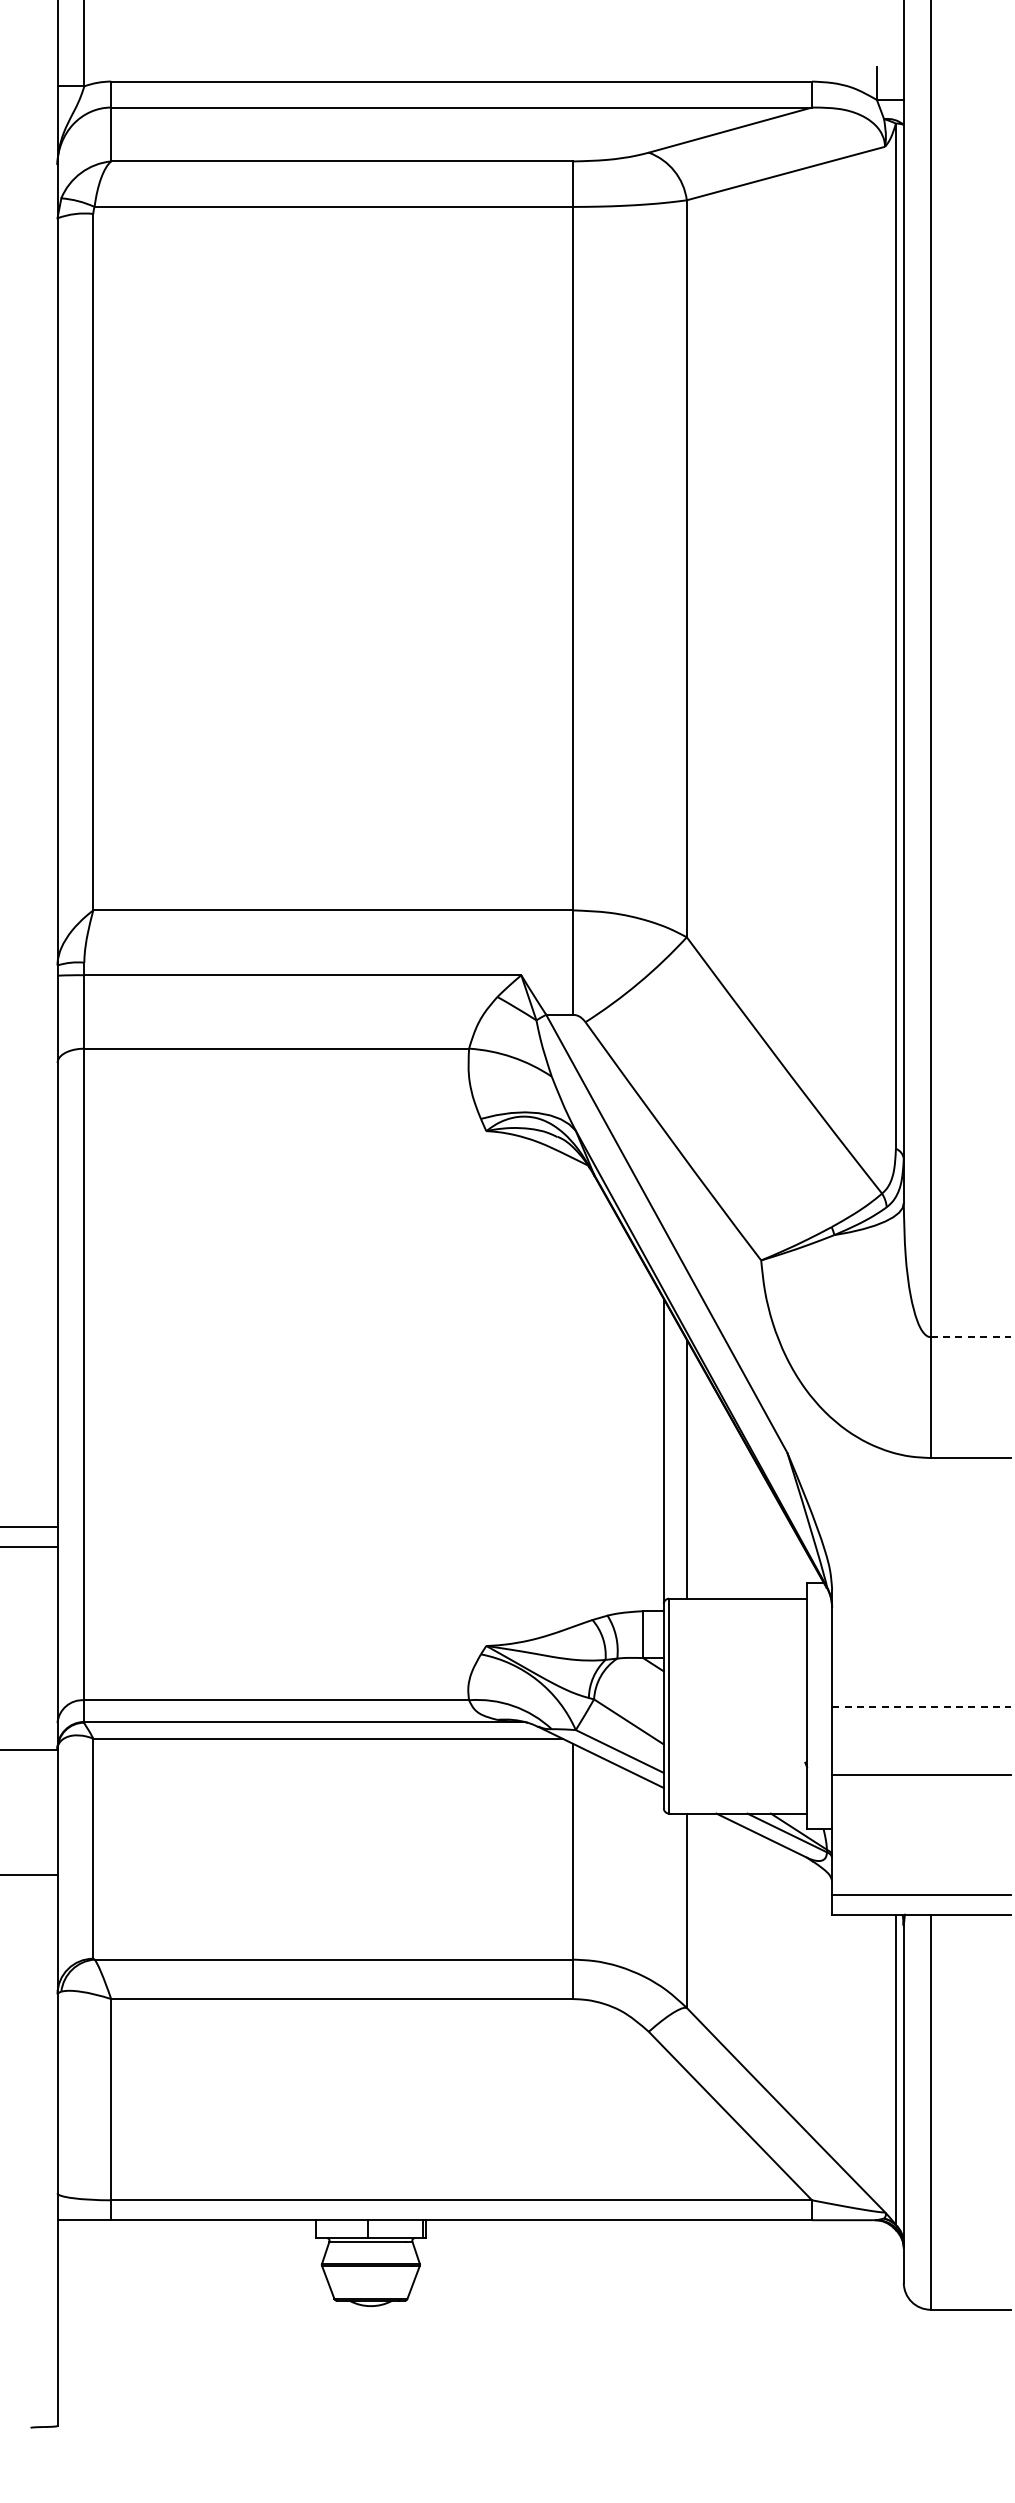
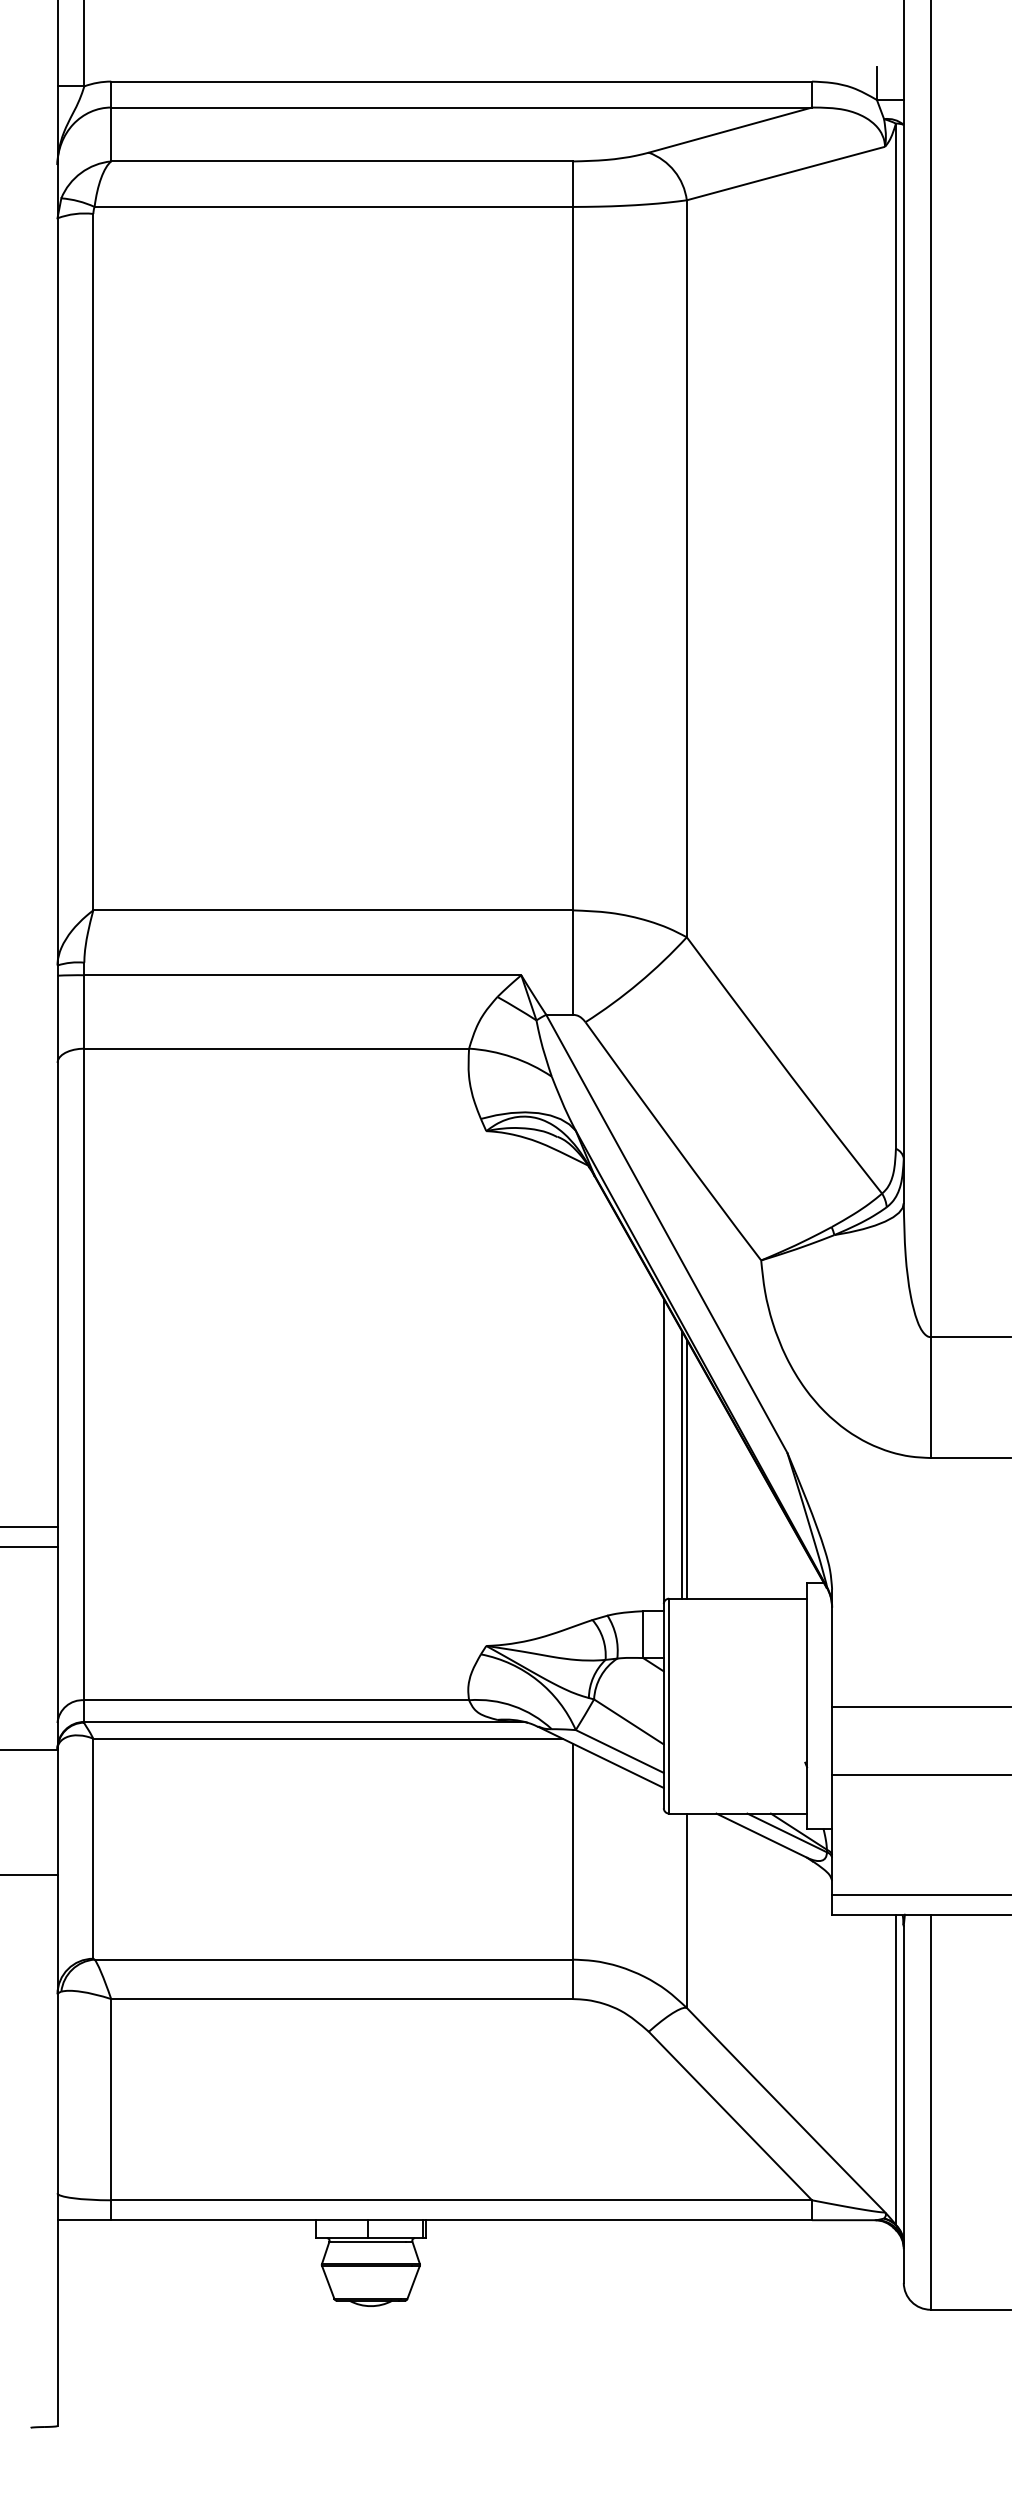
line: dashed -> solid (971, 1337)
line: none -> present (682, 1465)
line: dashed -> solid (921, 1707)
